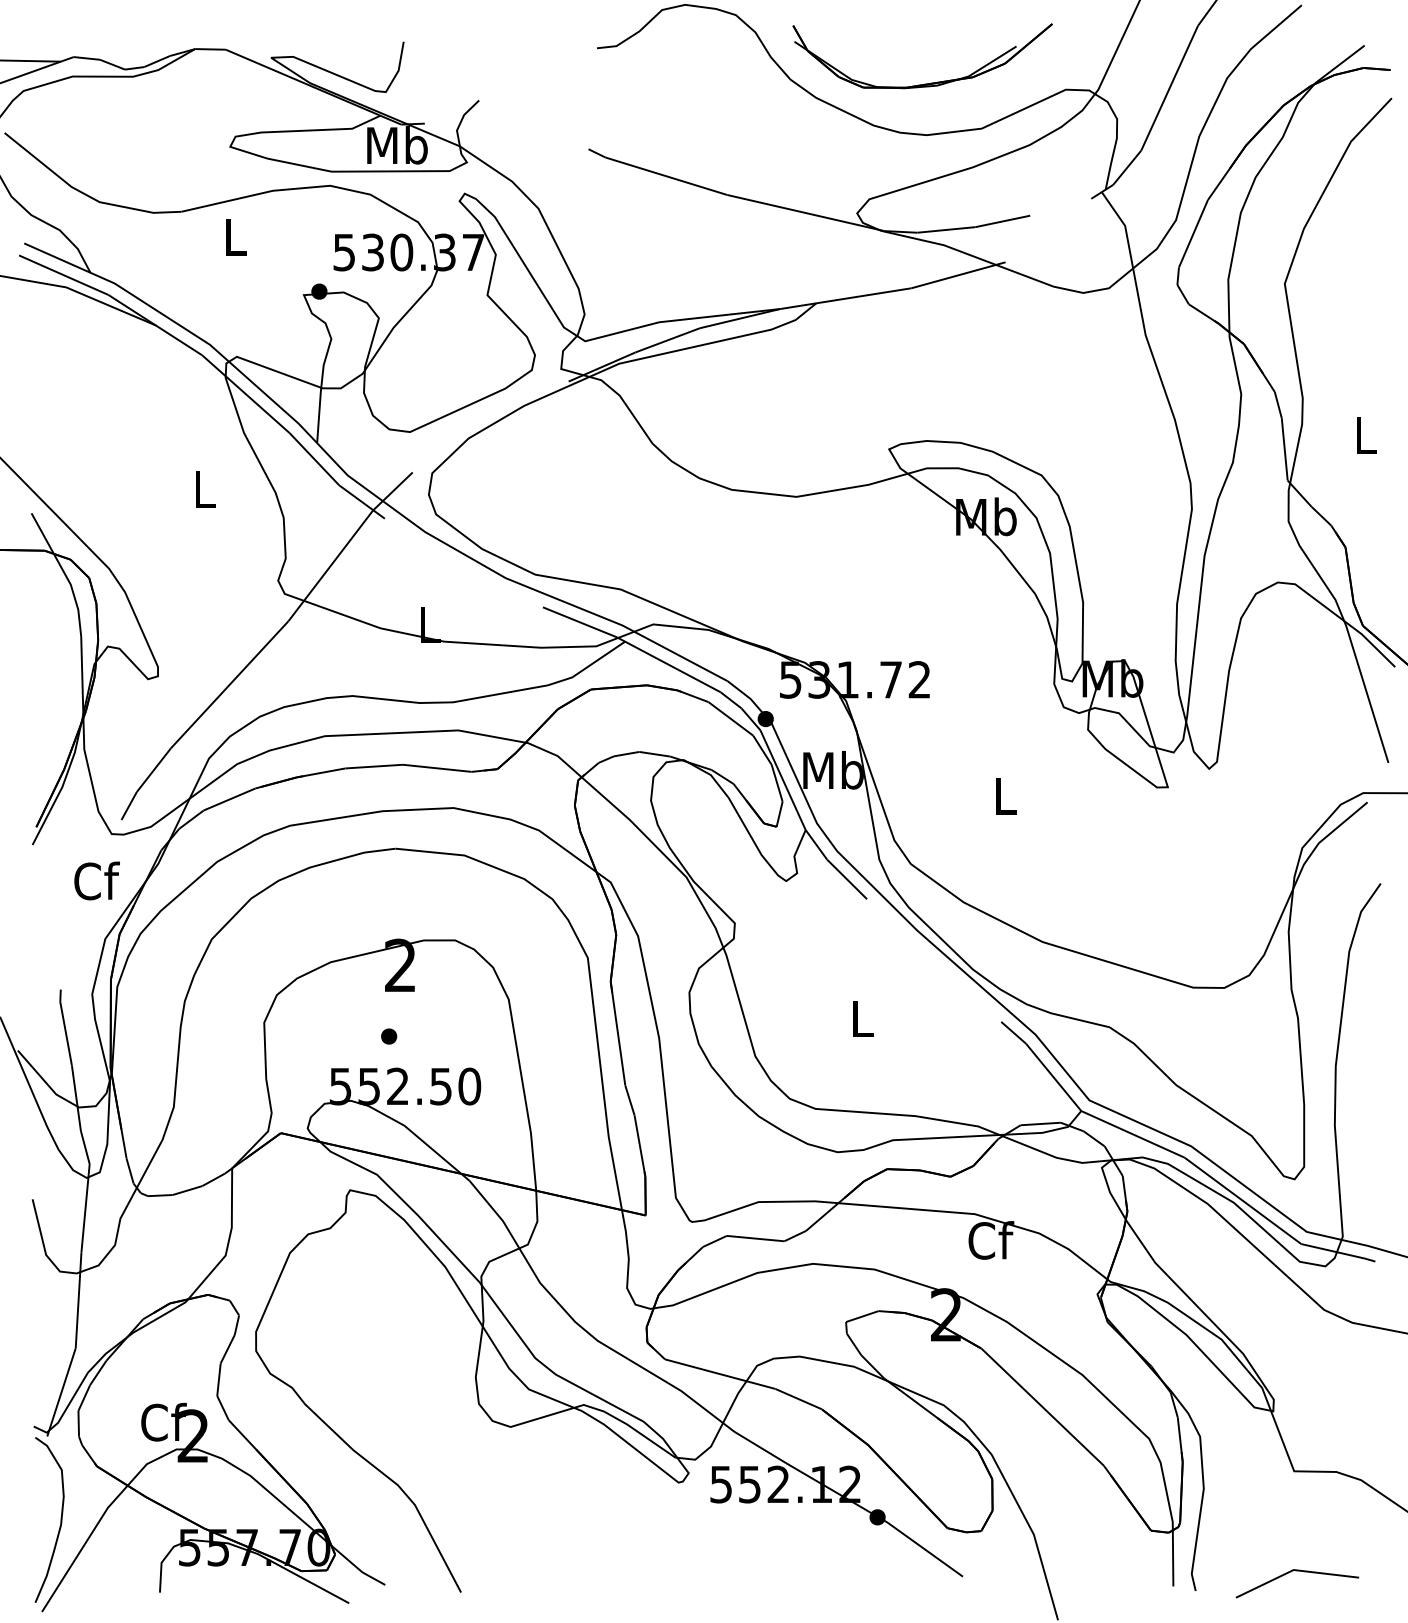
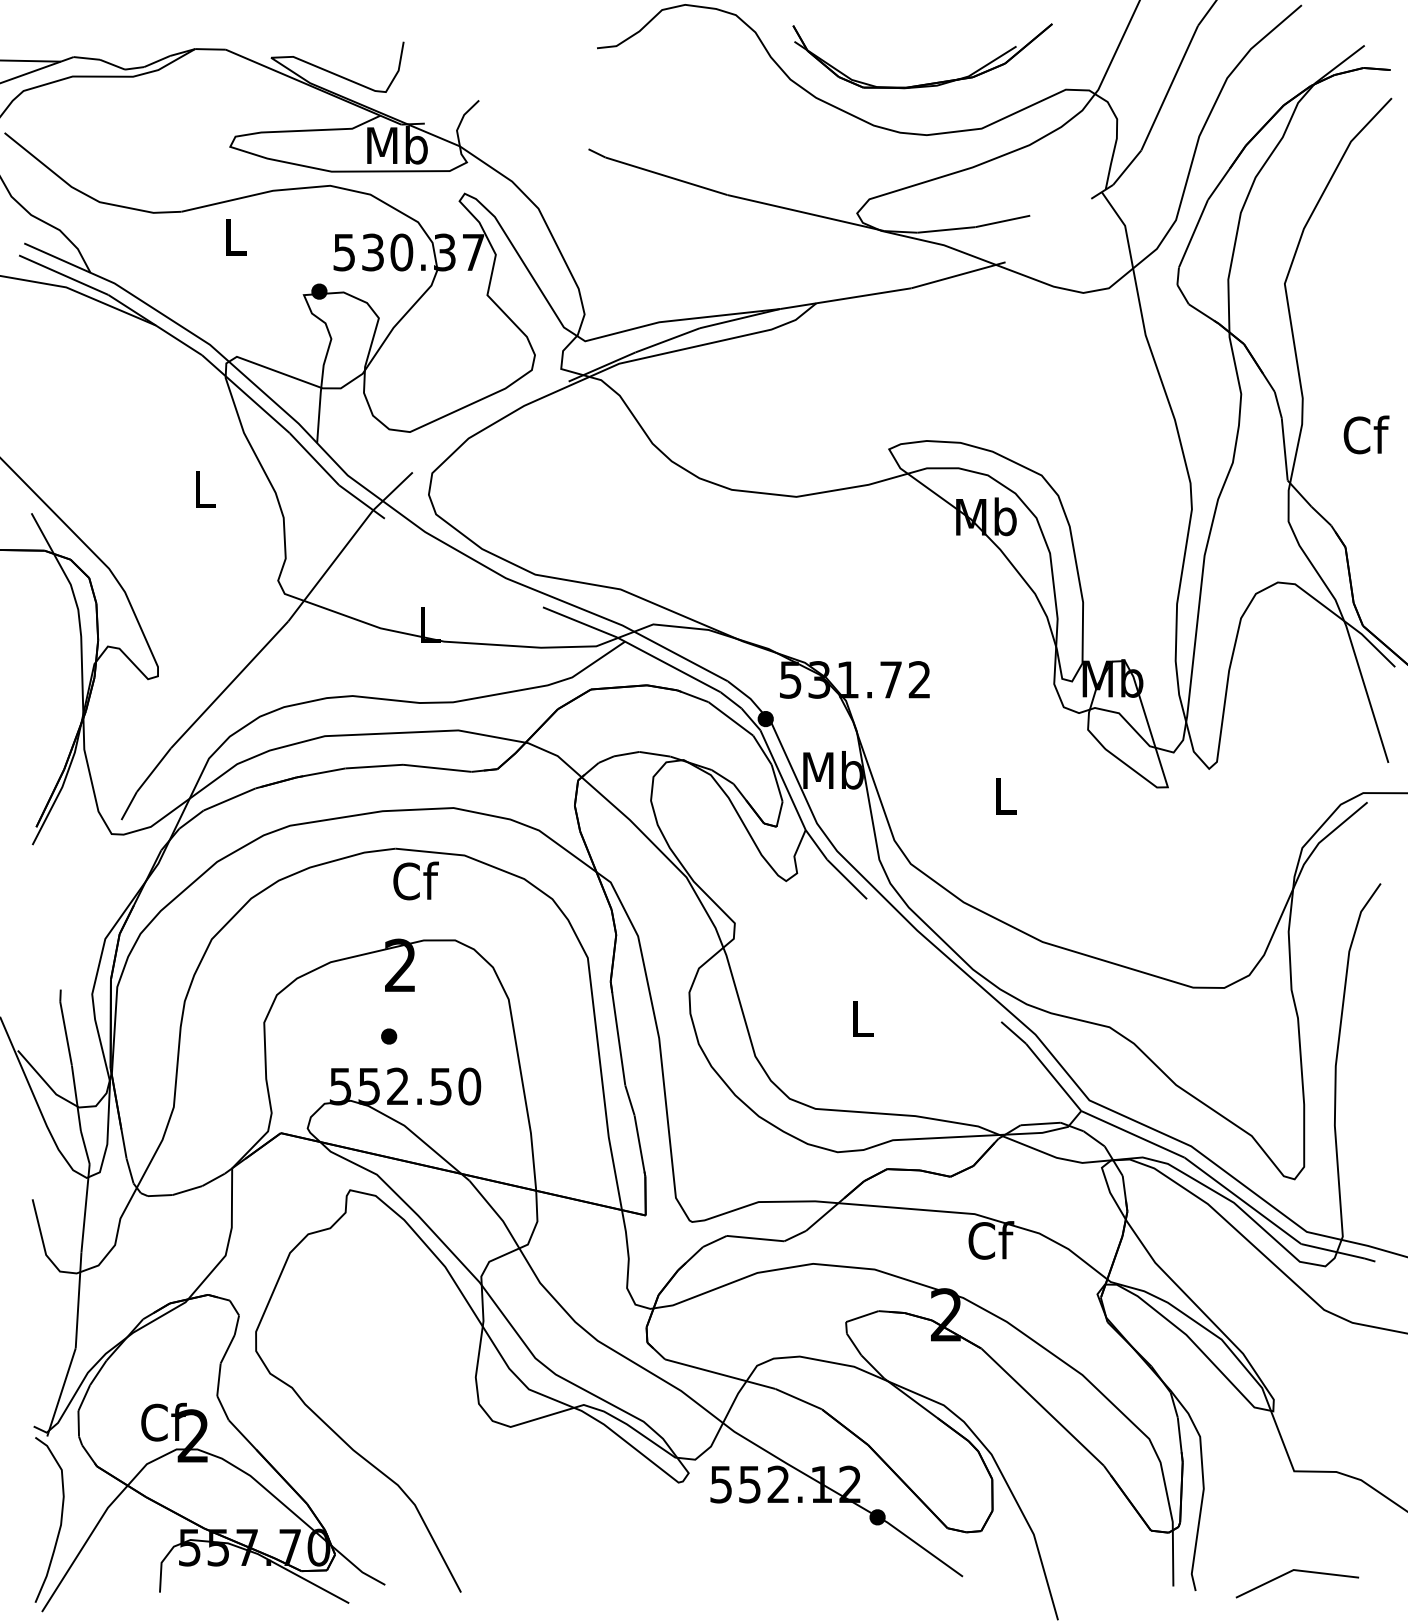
text: L -> Cf (1366, 434)
text position: (96, 880) -> (415, 880) (415, 880)
